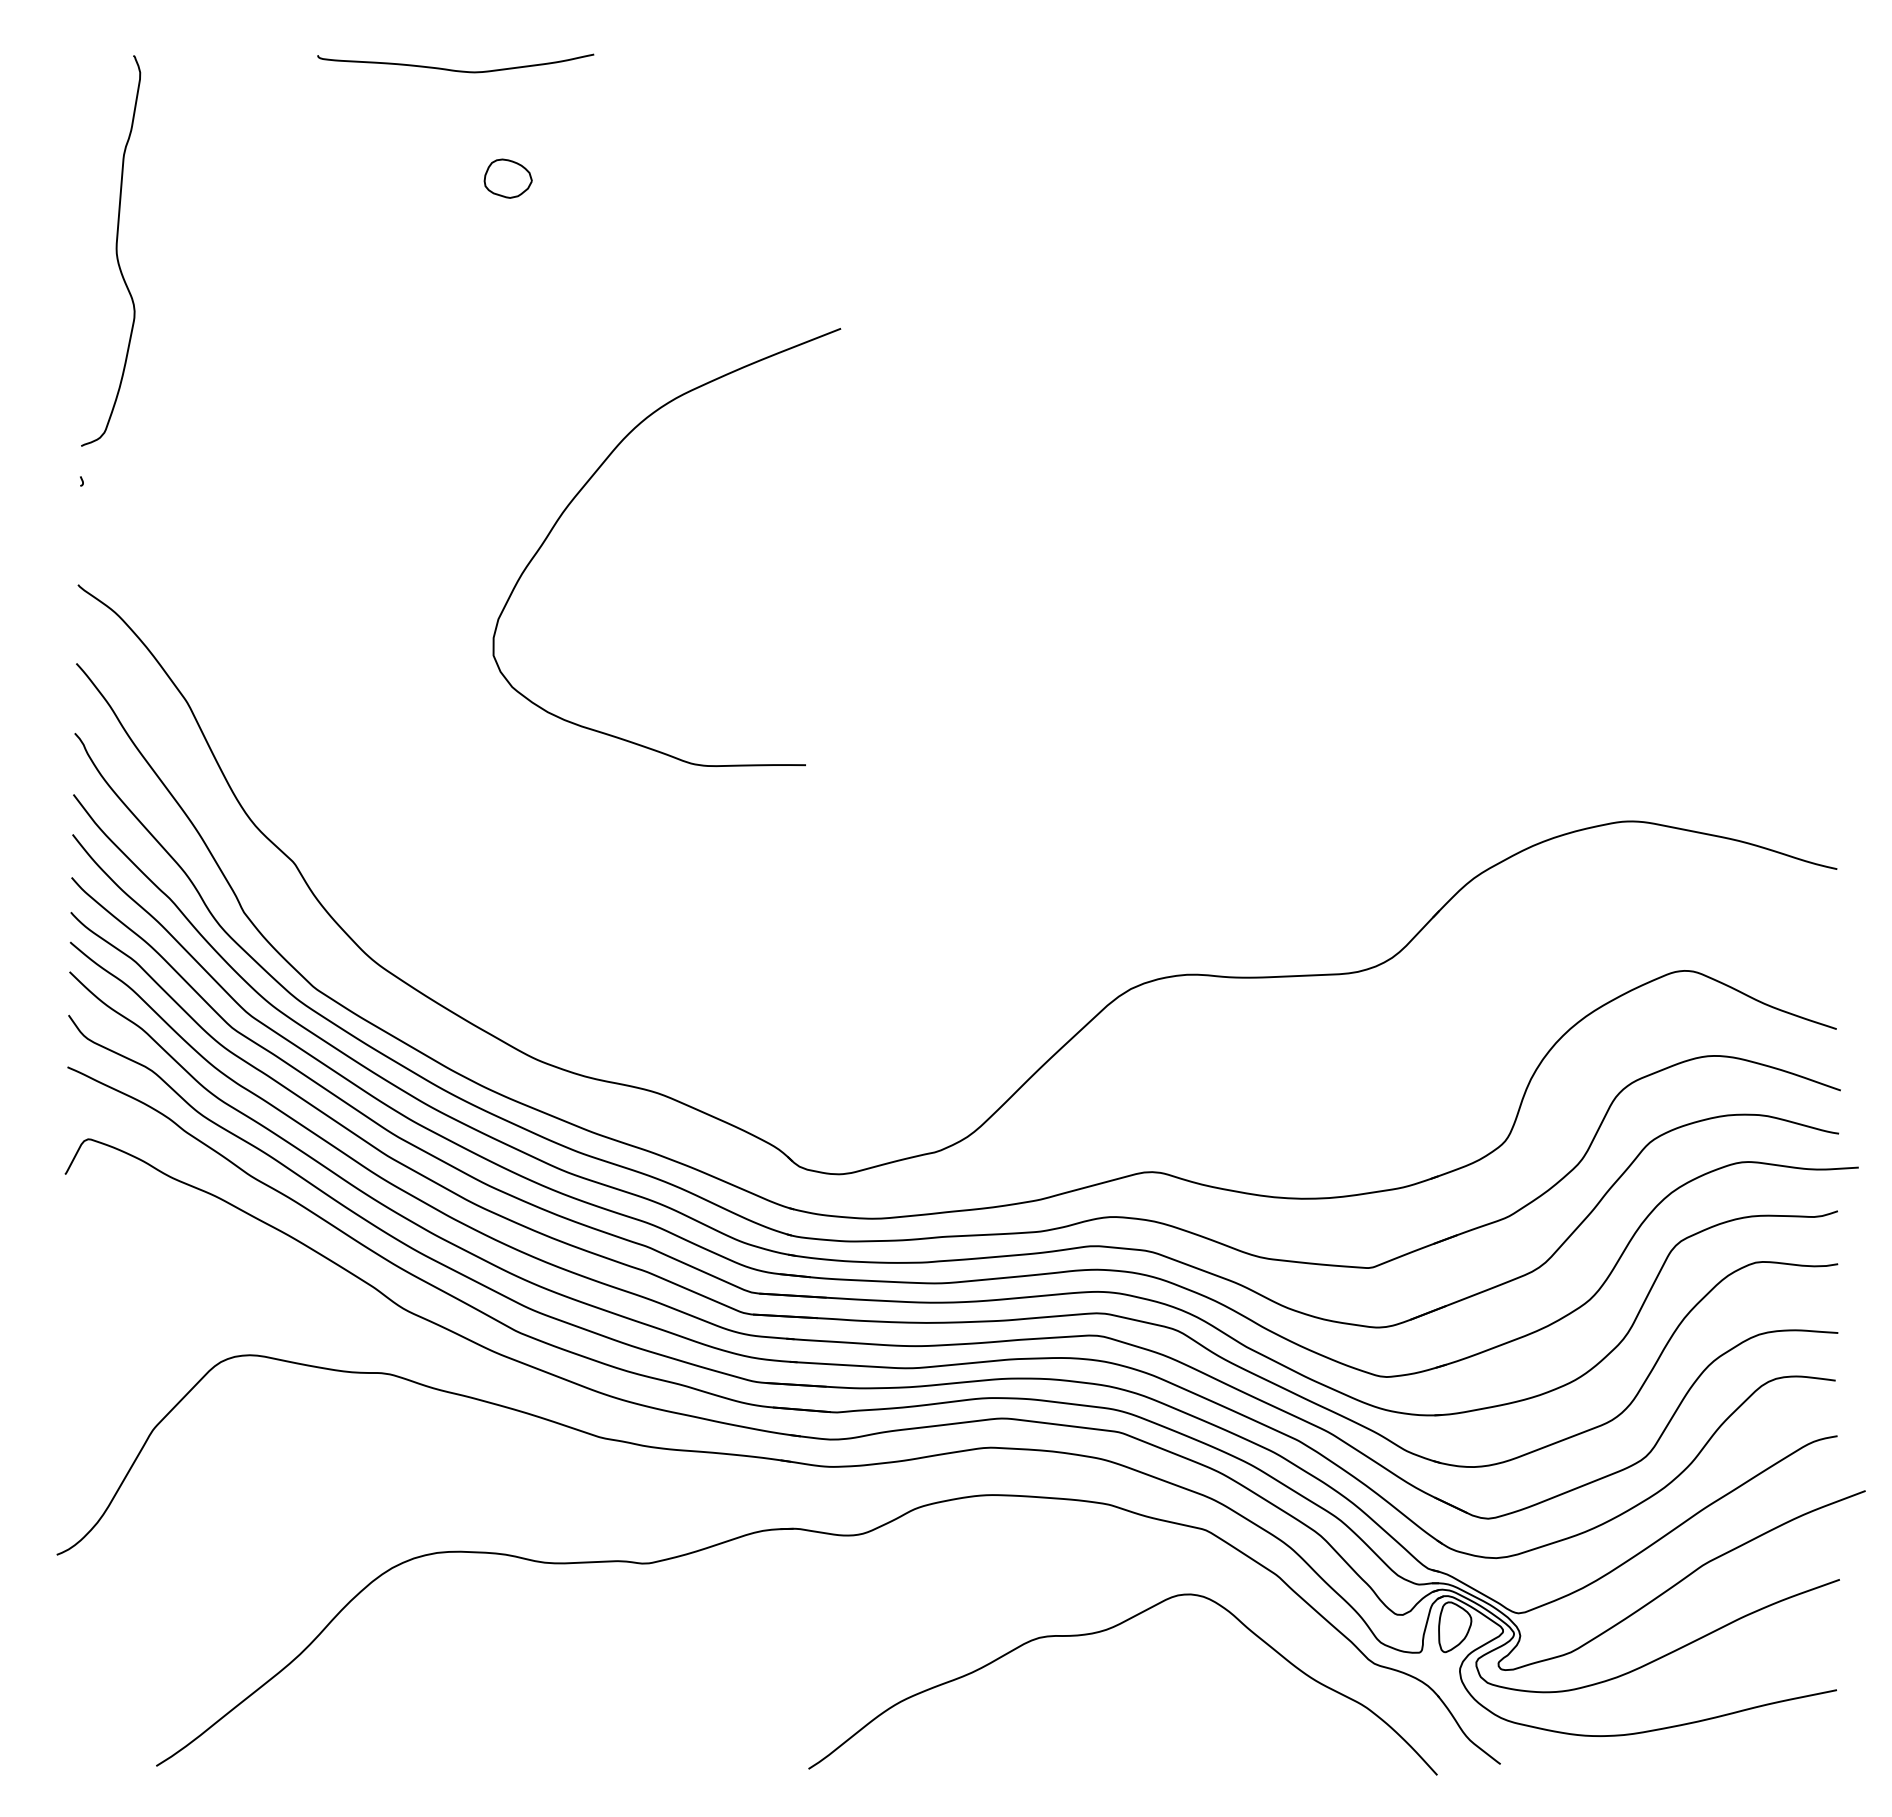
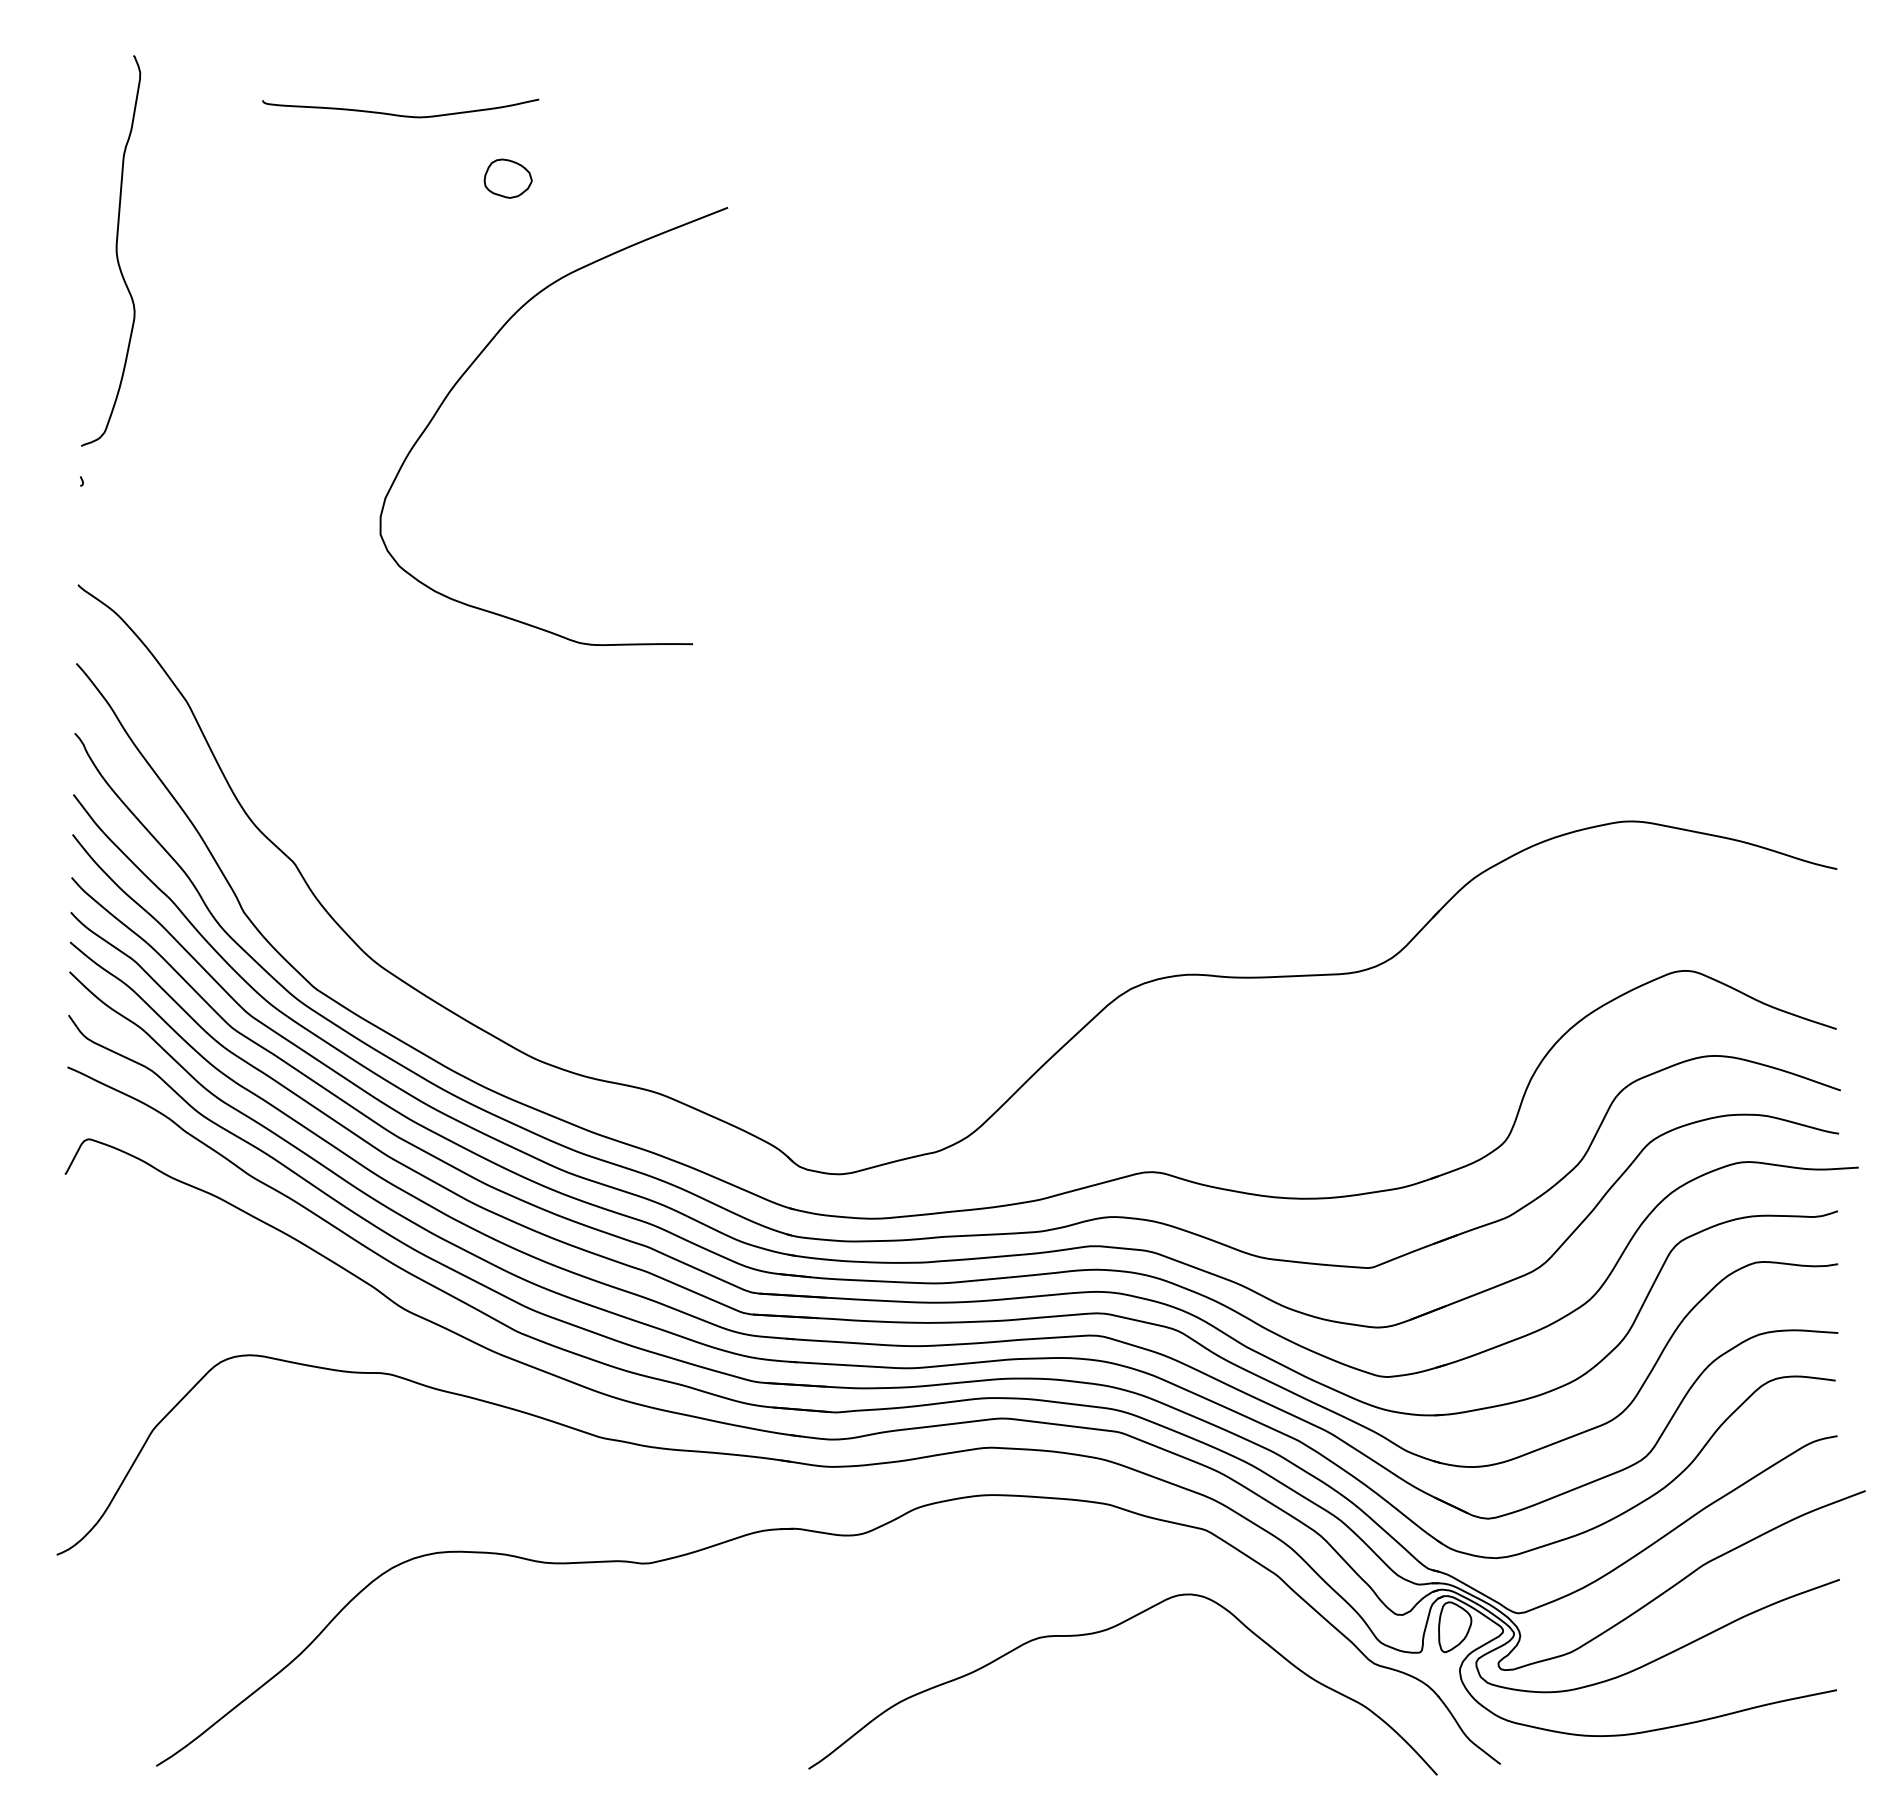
curve position: (454, 69) -> (399, 114) (399, 114)
curve position: (589, 481) -> (476, 360) (476, 360)
